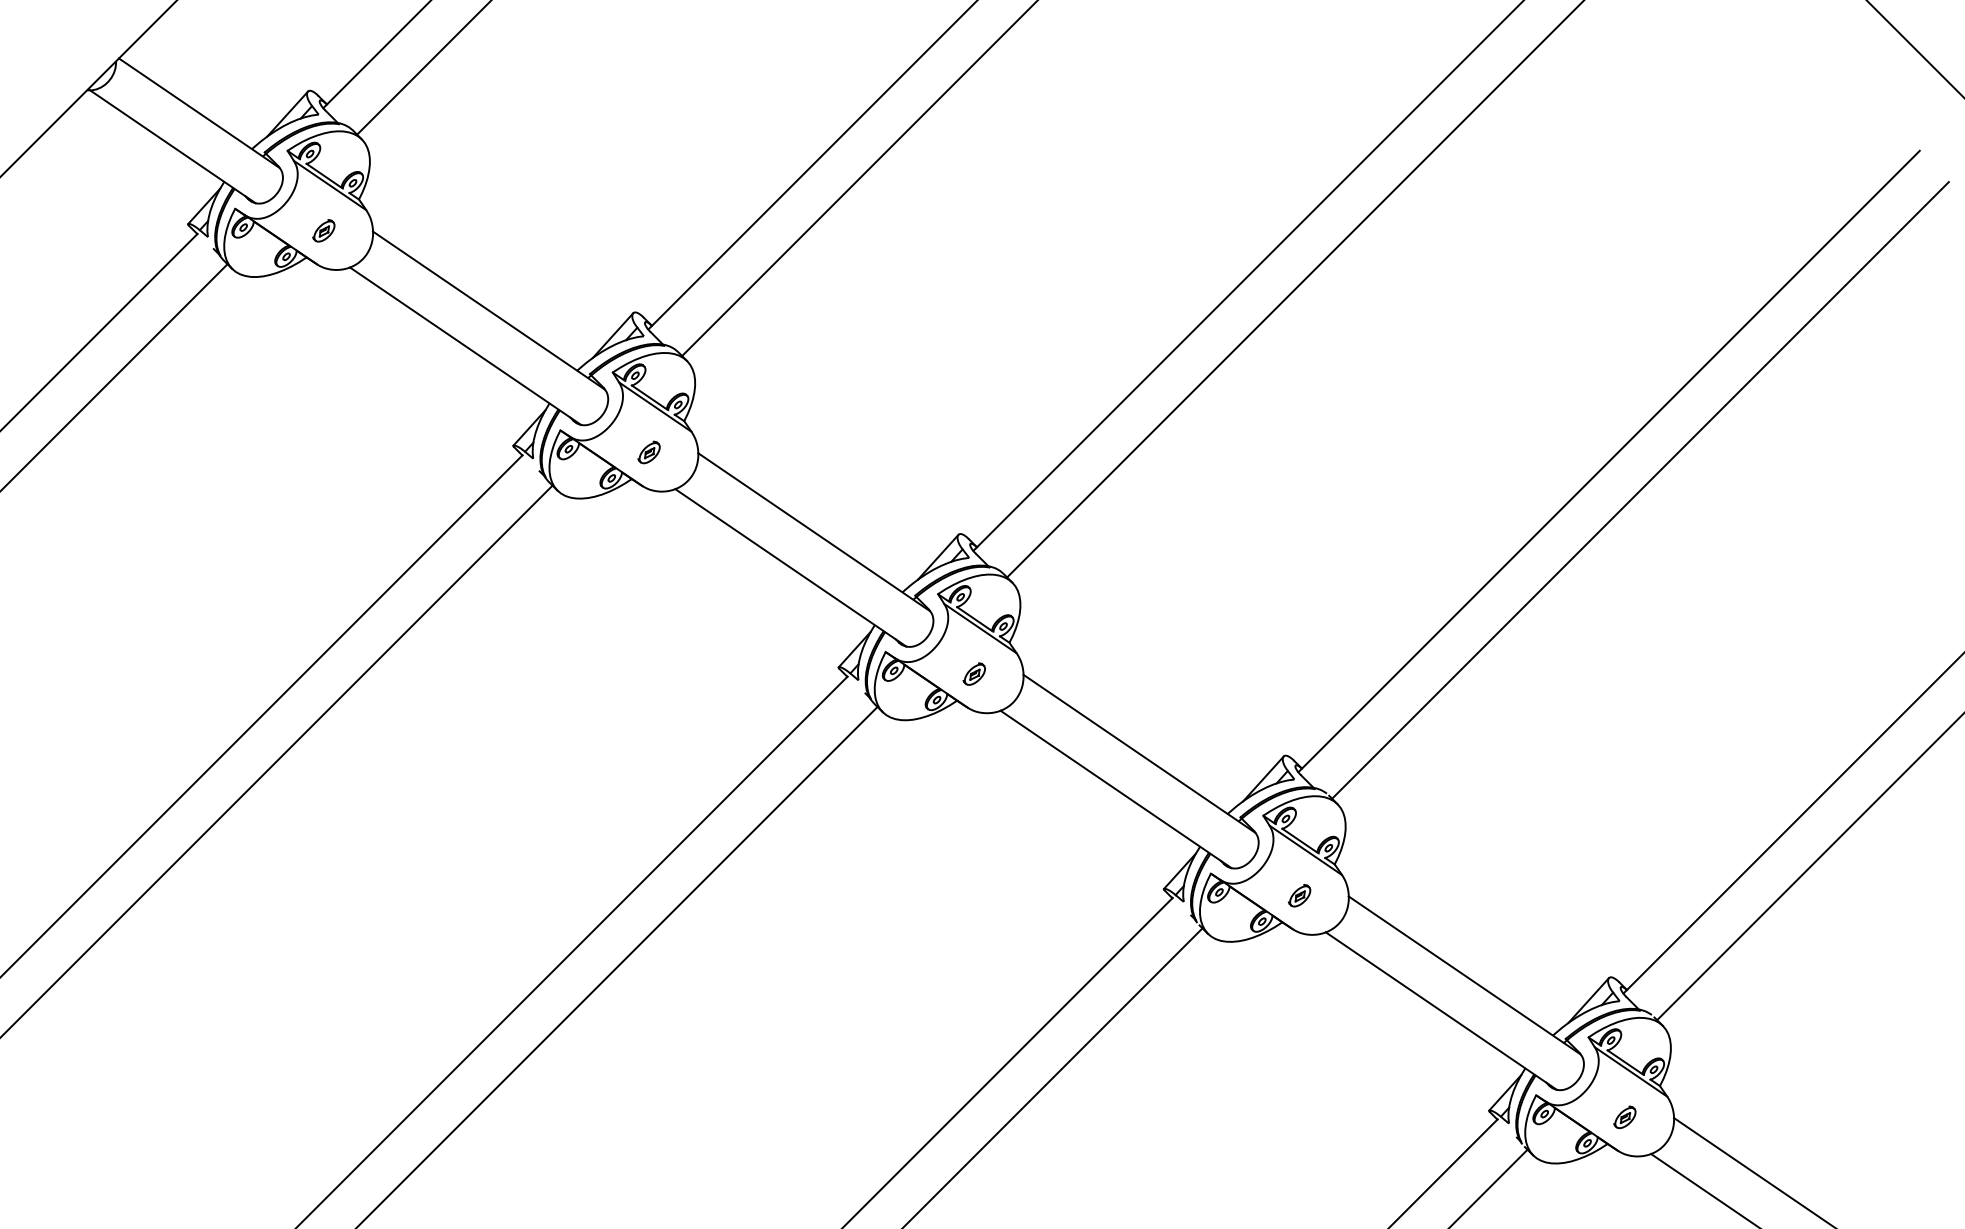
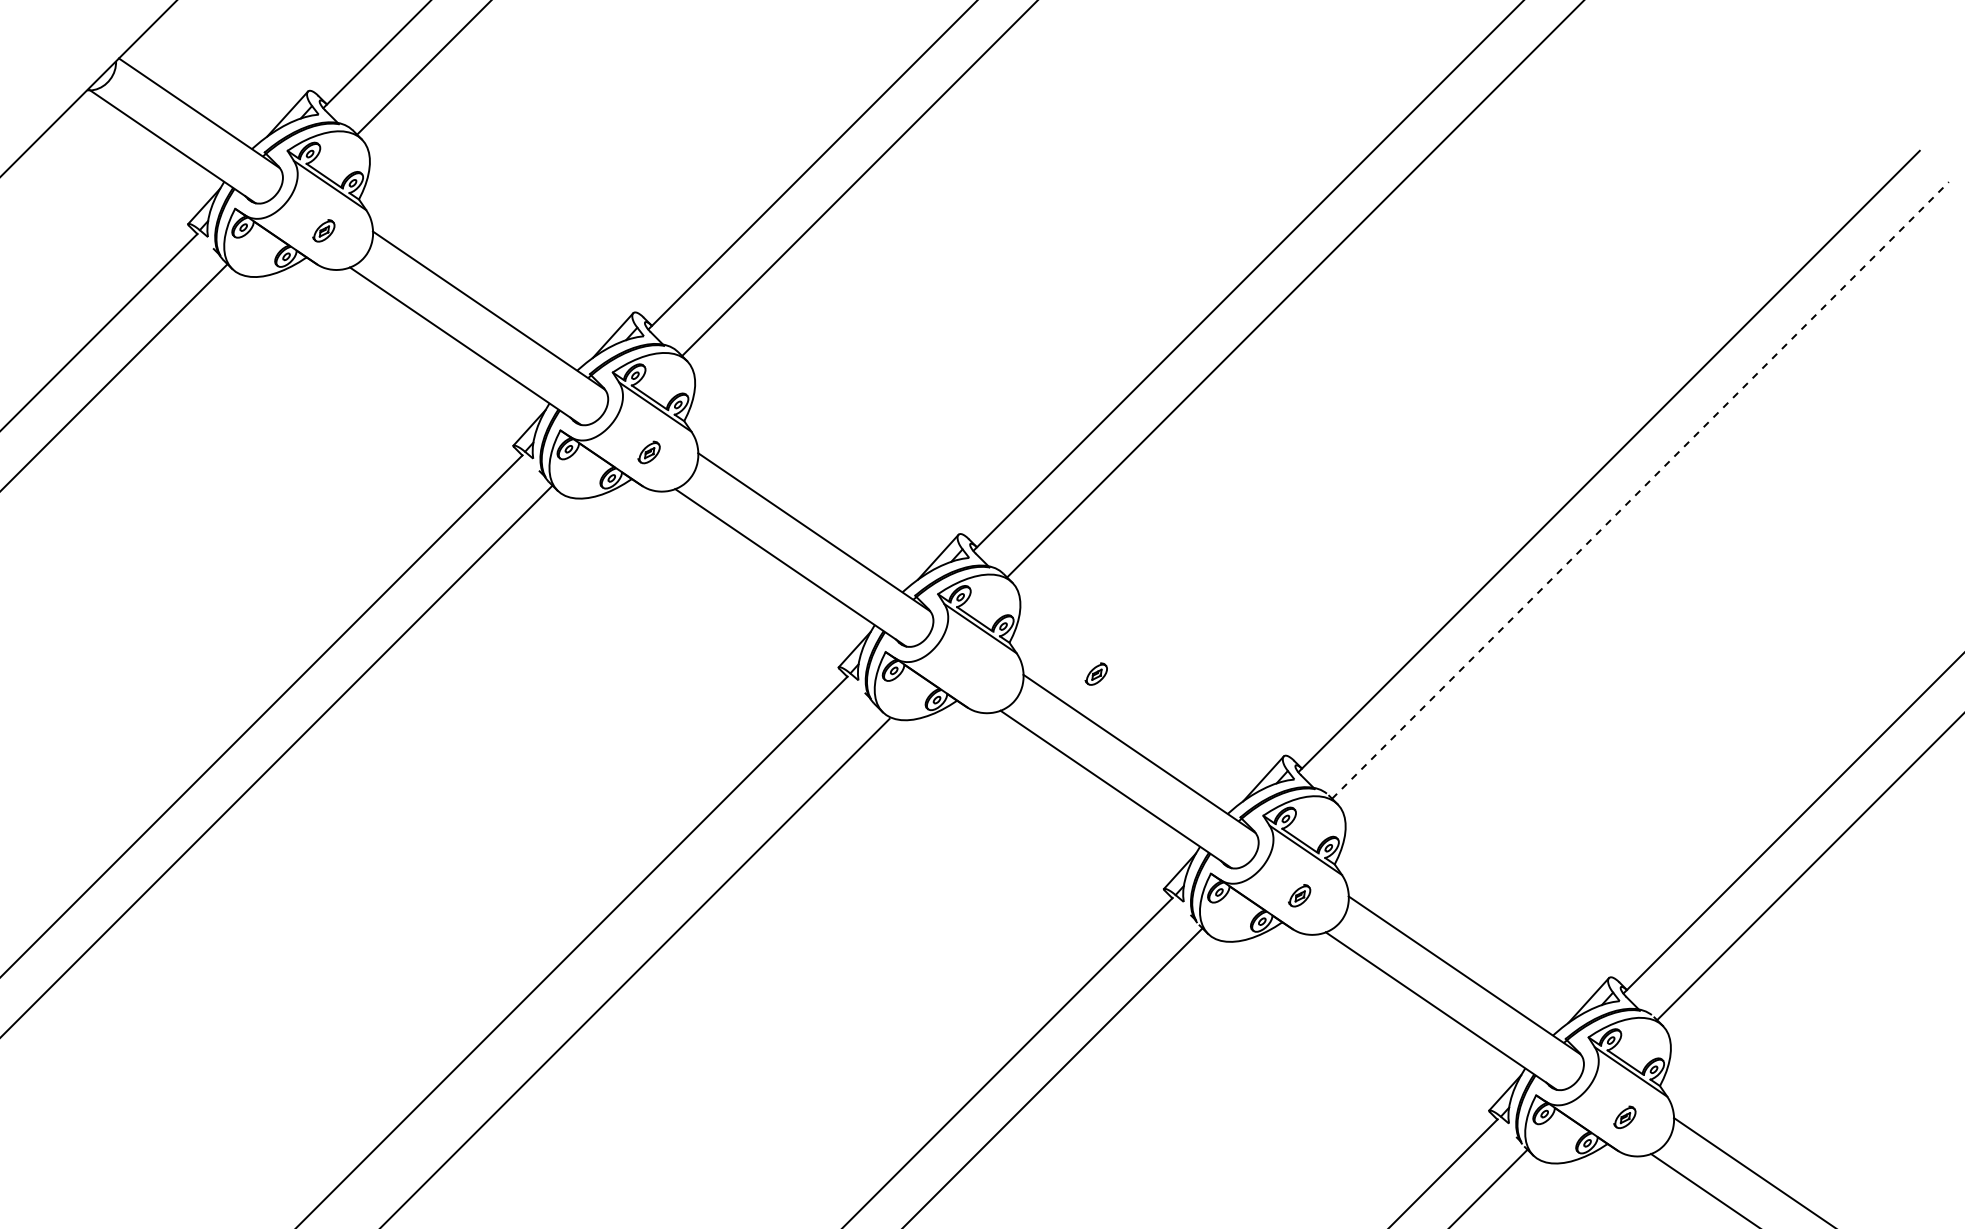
line: present -> none (1914, 48)
line: solid -> dashed (1640, 490)
part position: (973, 673) -> (1095, 673) (1095, 673)
line position: (618, 965) -> (636, 971) (636, 971)
